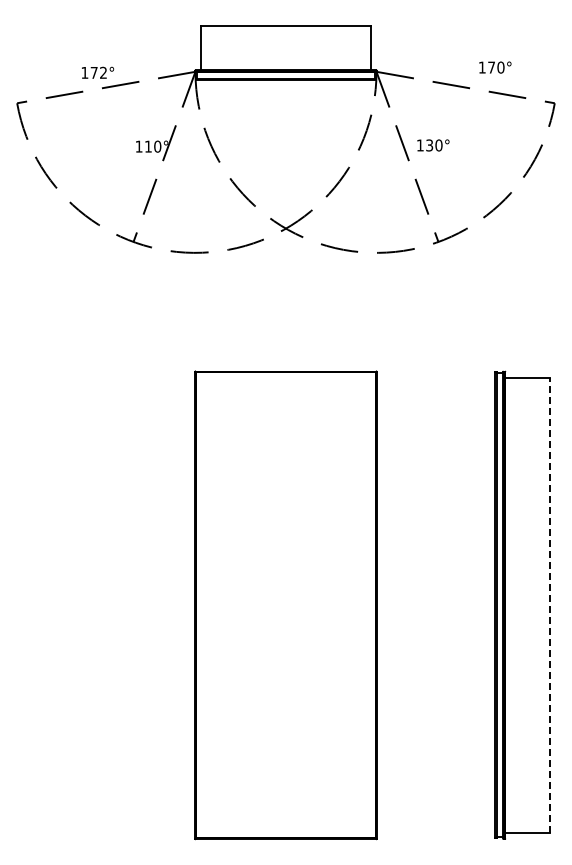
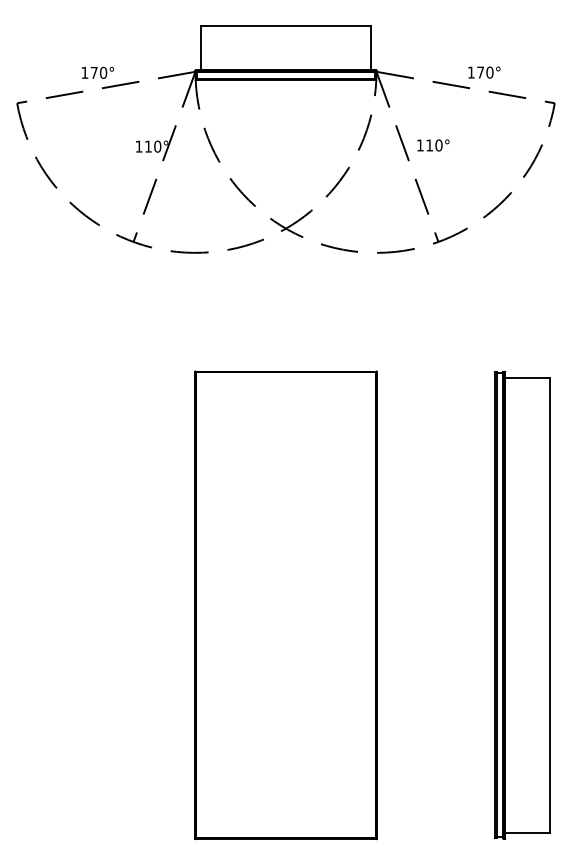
text position: (495, 67) -> (484, 72) (484, 72)
text: 172° -> 170° (103, 72)
text: 130° -> 110° (429, 145)
line: dashed -> solid (549, 605)
